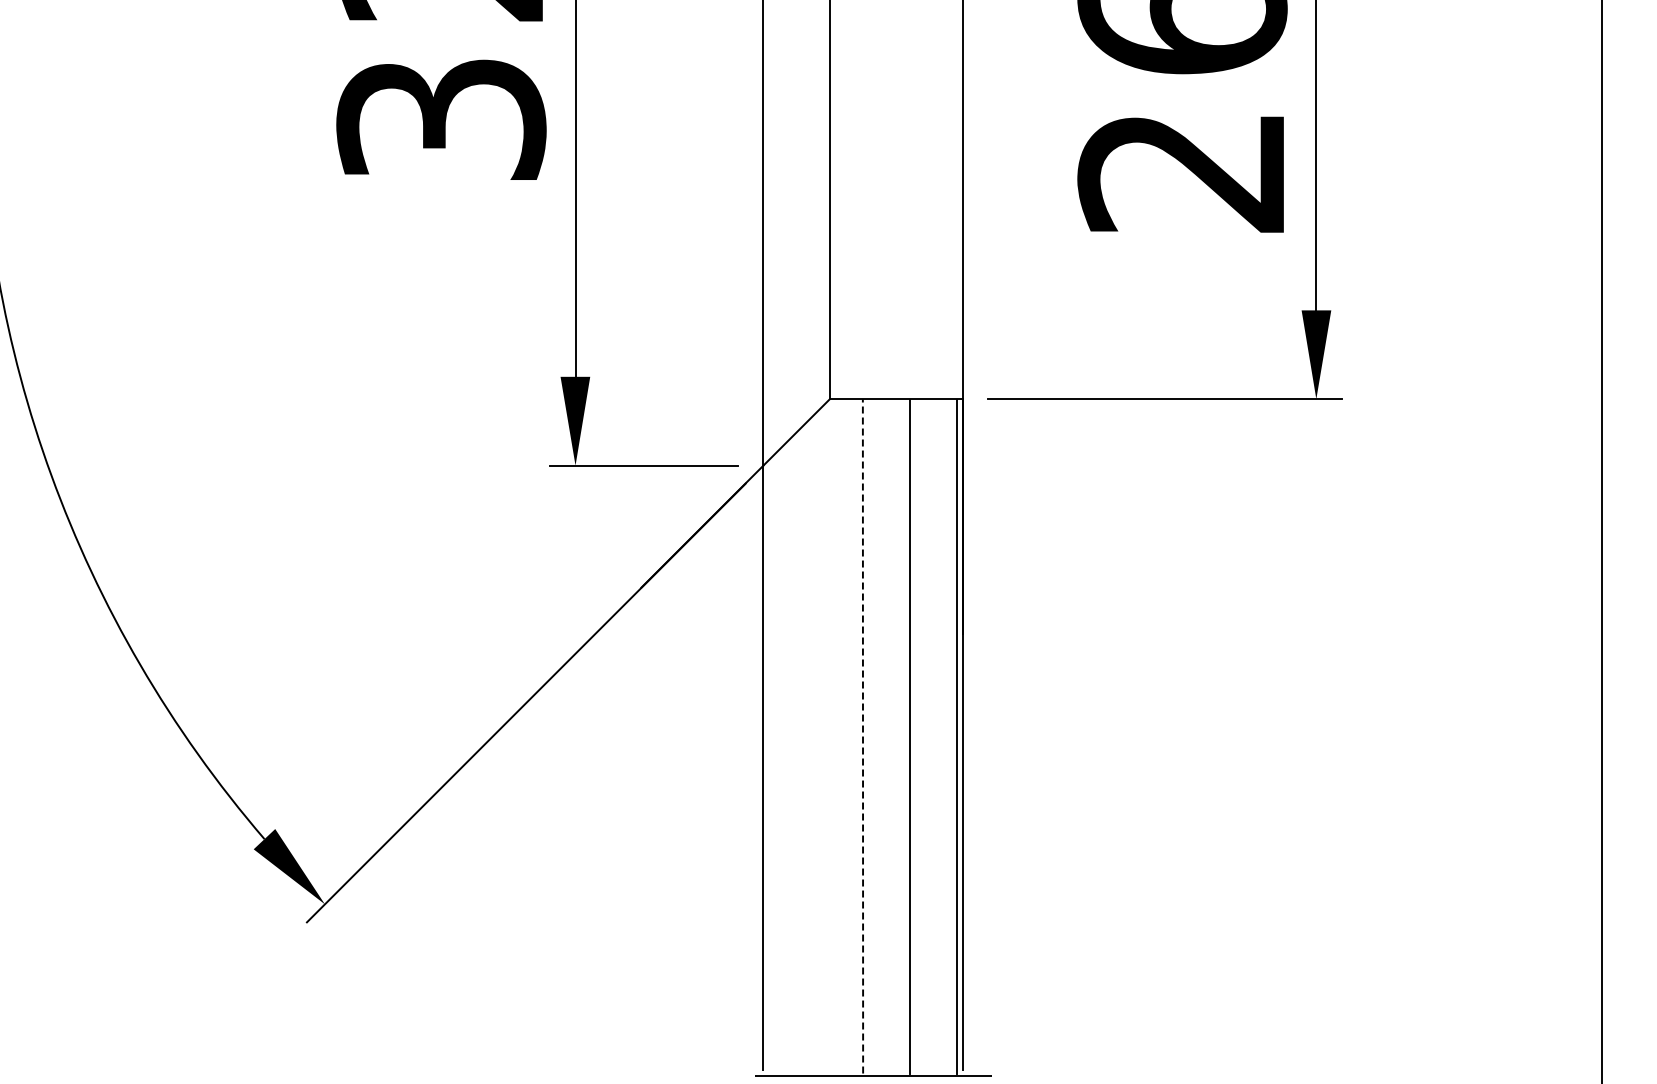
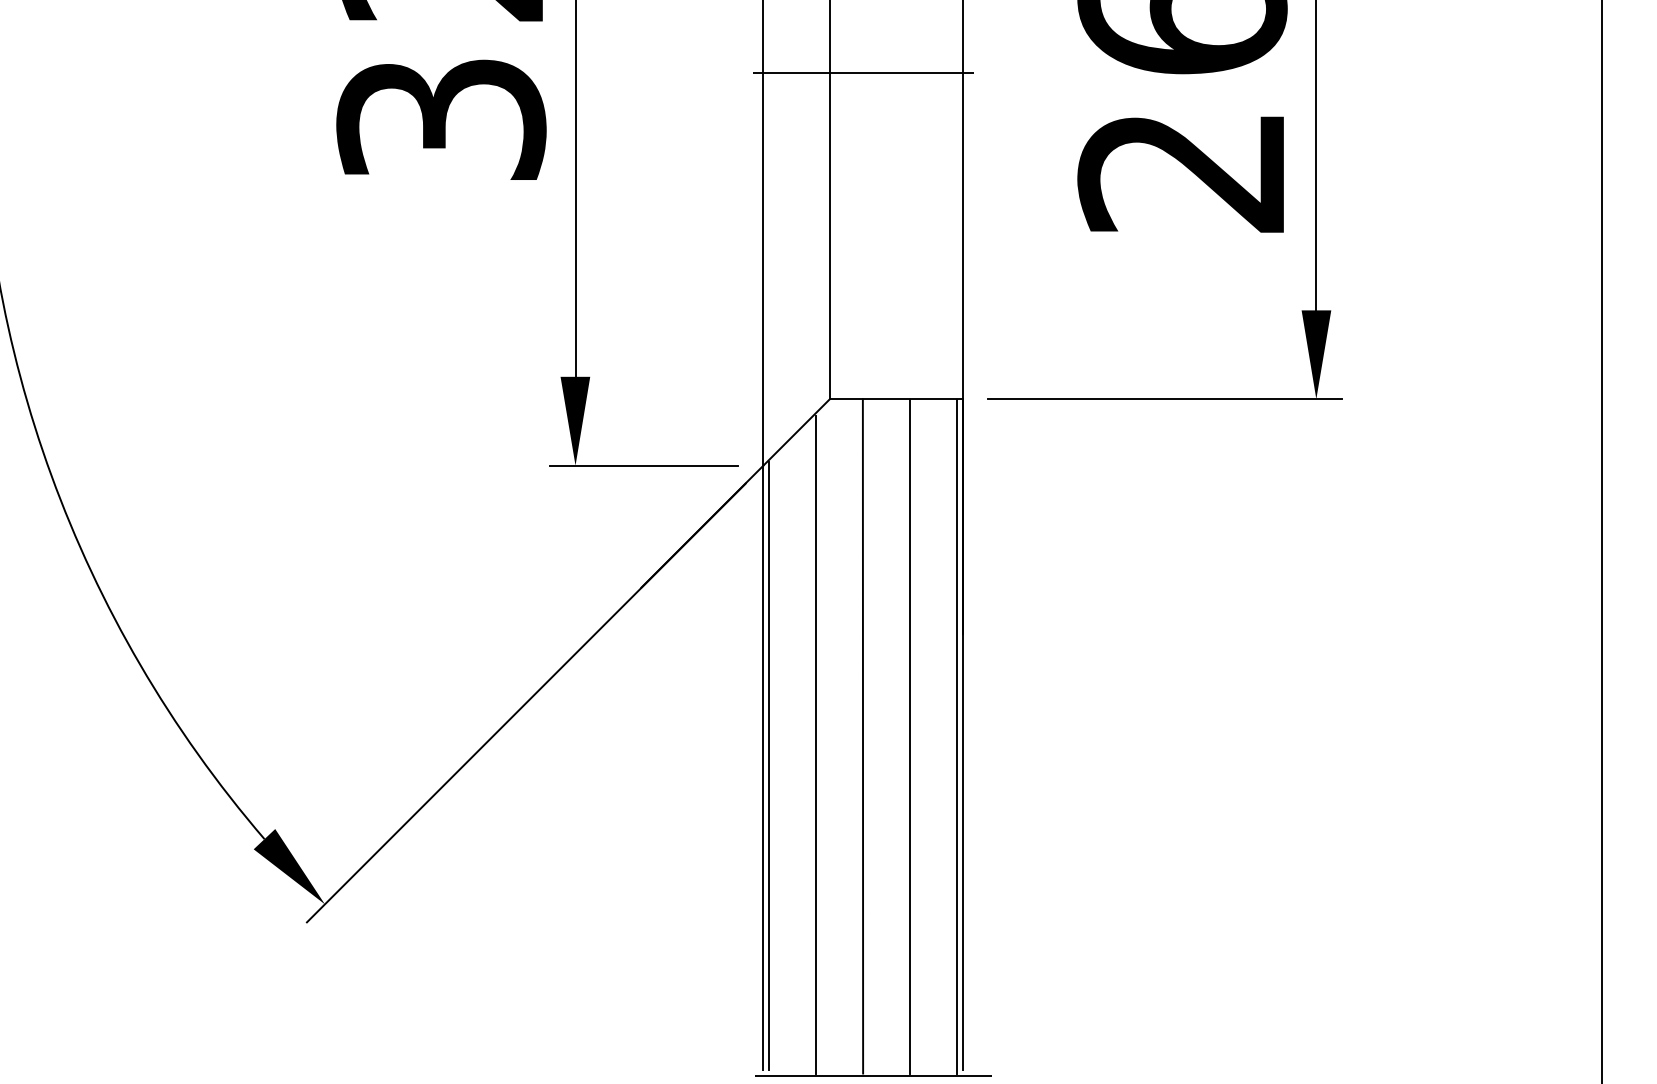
line: none -> present (862, 73)
line: dashed -> solid (863, 735)
line: none -> present (815, 744)
line: none -> present (768, 765)
